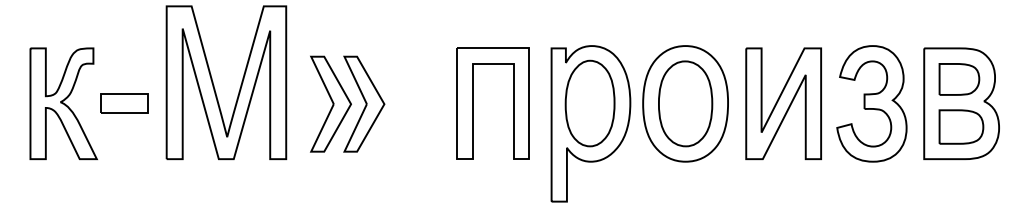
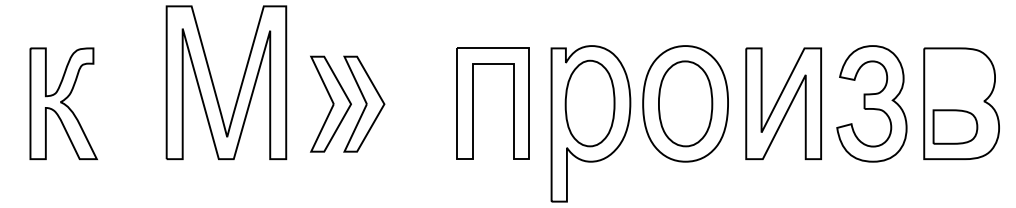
part: present -> none (959, 79)
part: present -> none (124, 103)
part position: (961, 126) -> (955, 126) (955, 126)
